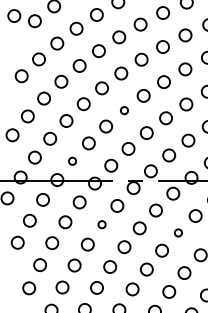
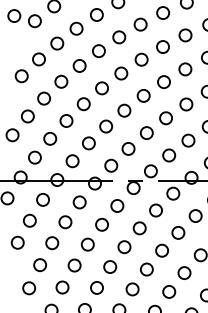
circle size: 9x10 px -> 15x15 px (124, 110)
circle size: 9x10 px -> 15x15 px (72, 161)
circle size: 10x10 px -> 14x15 px (101, 224)
circle size: 9x10 px -> 15x14 px (178, 232)
